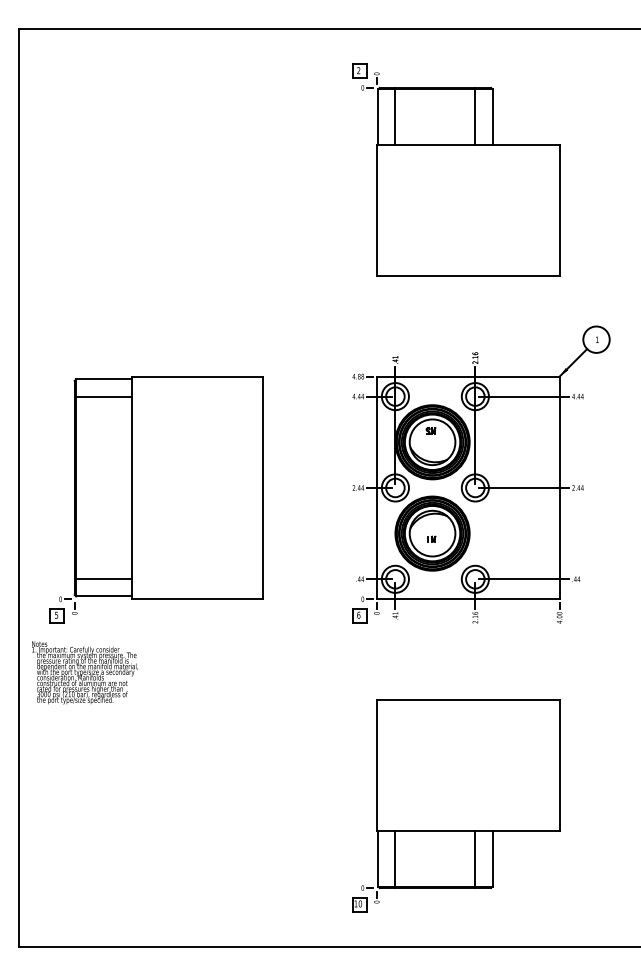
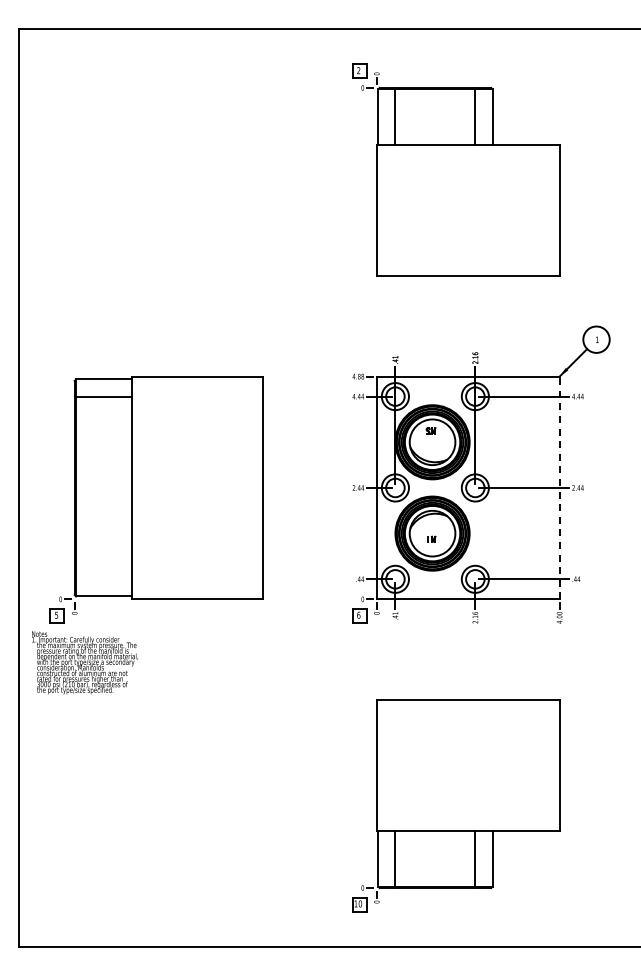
line: solid -> dashed (559, 487)
line: present -> none (102, 579)
text position: (84, 672) -> (84, 662) (84, 662)
